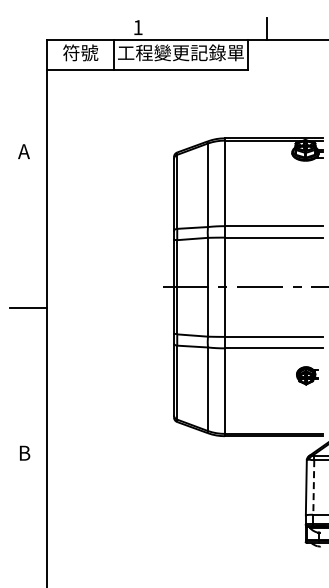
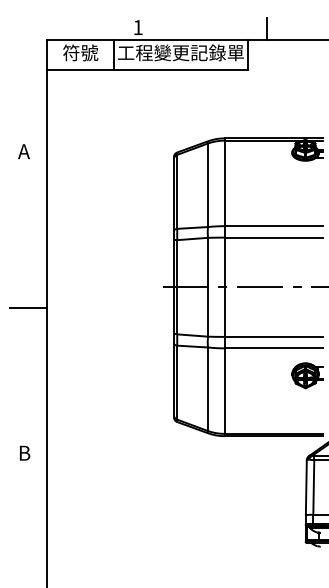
part size: 23x20 px -> 33x28 px (307, 375)
line: dashed -> solid (313, 487)
